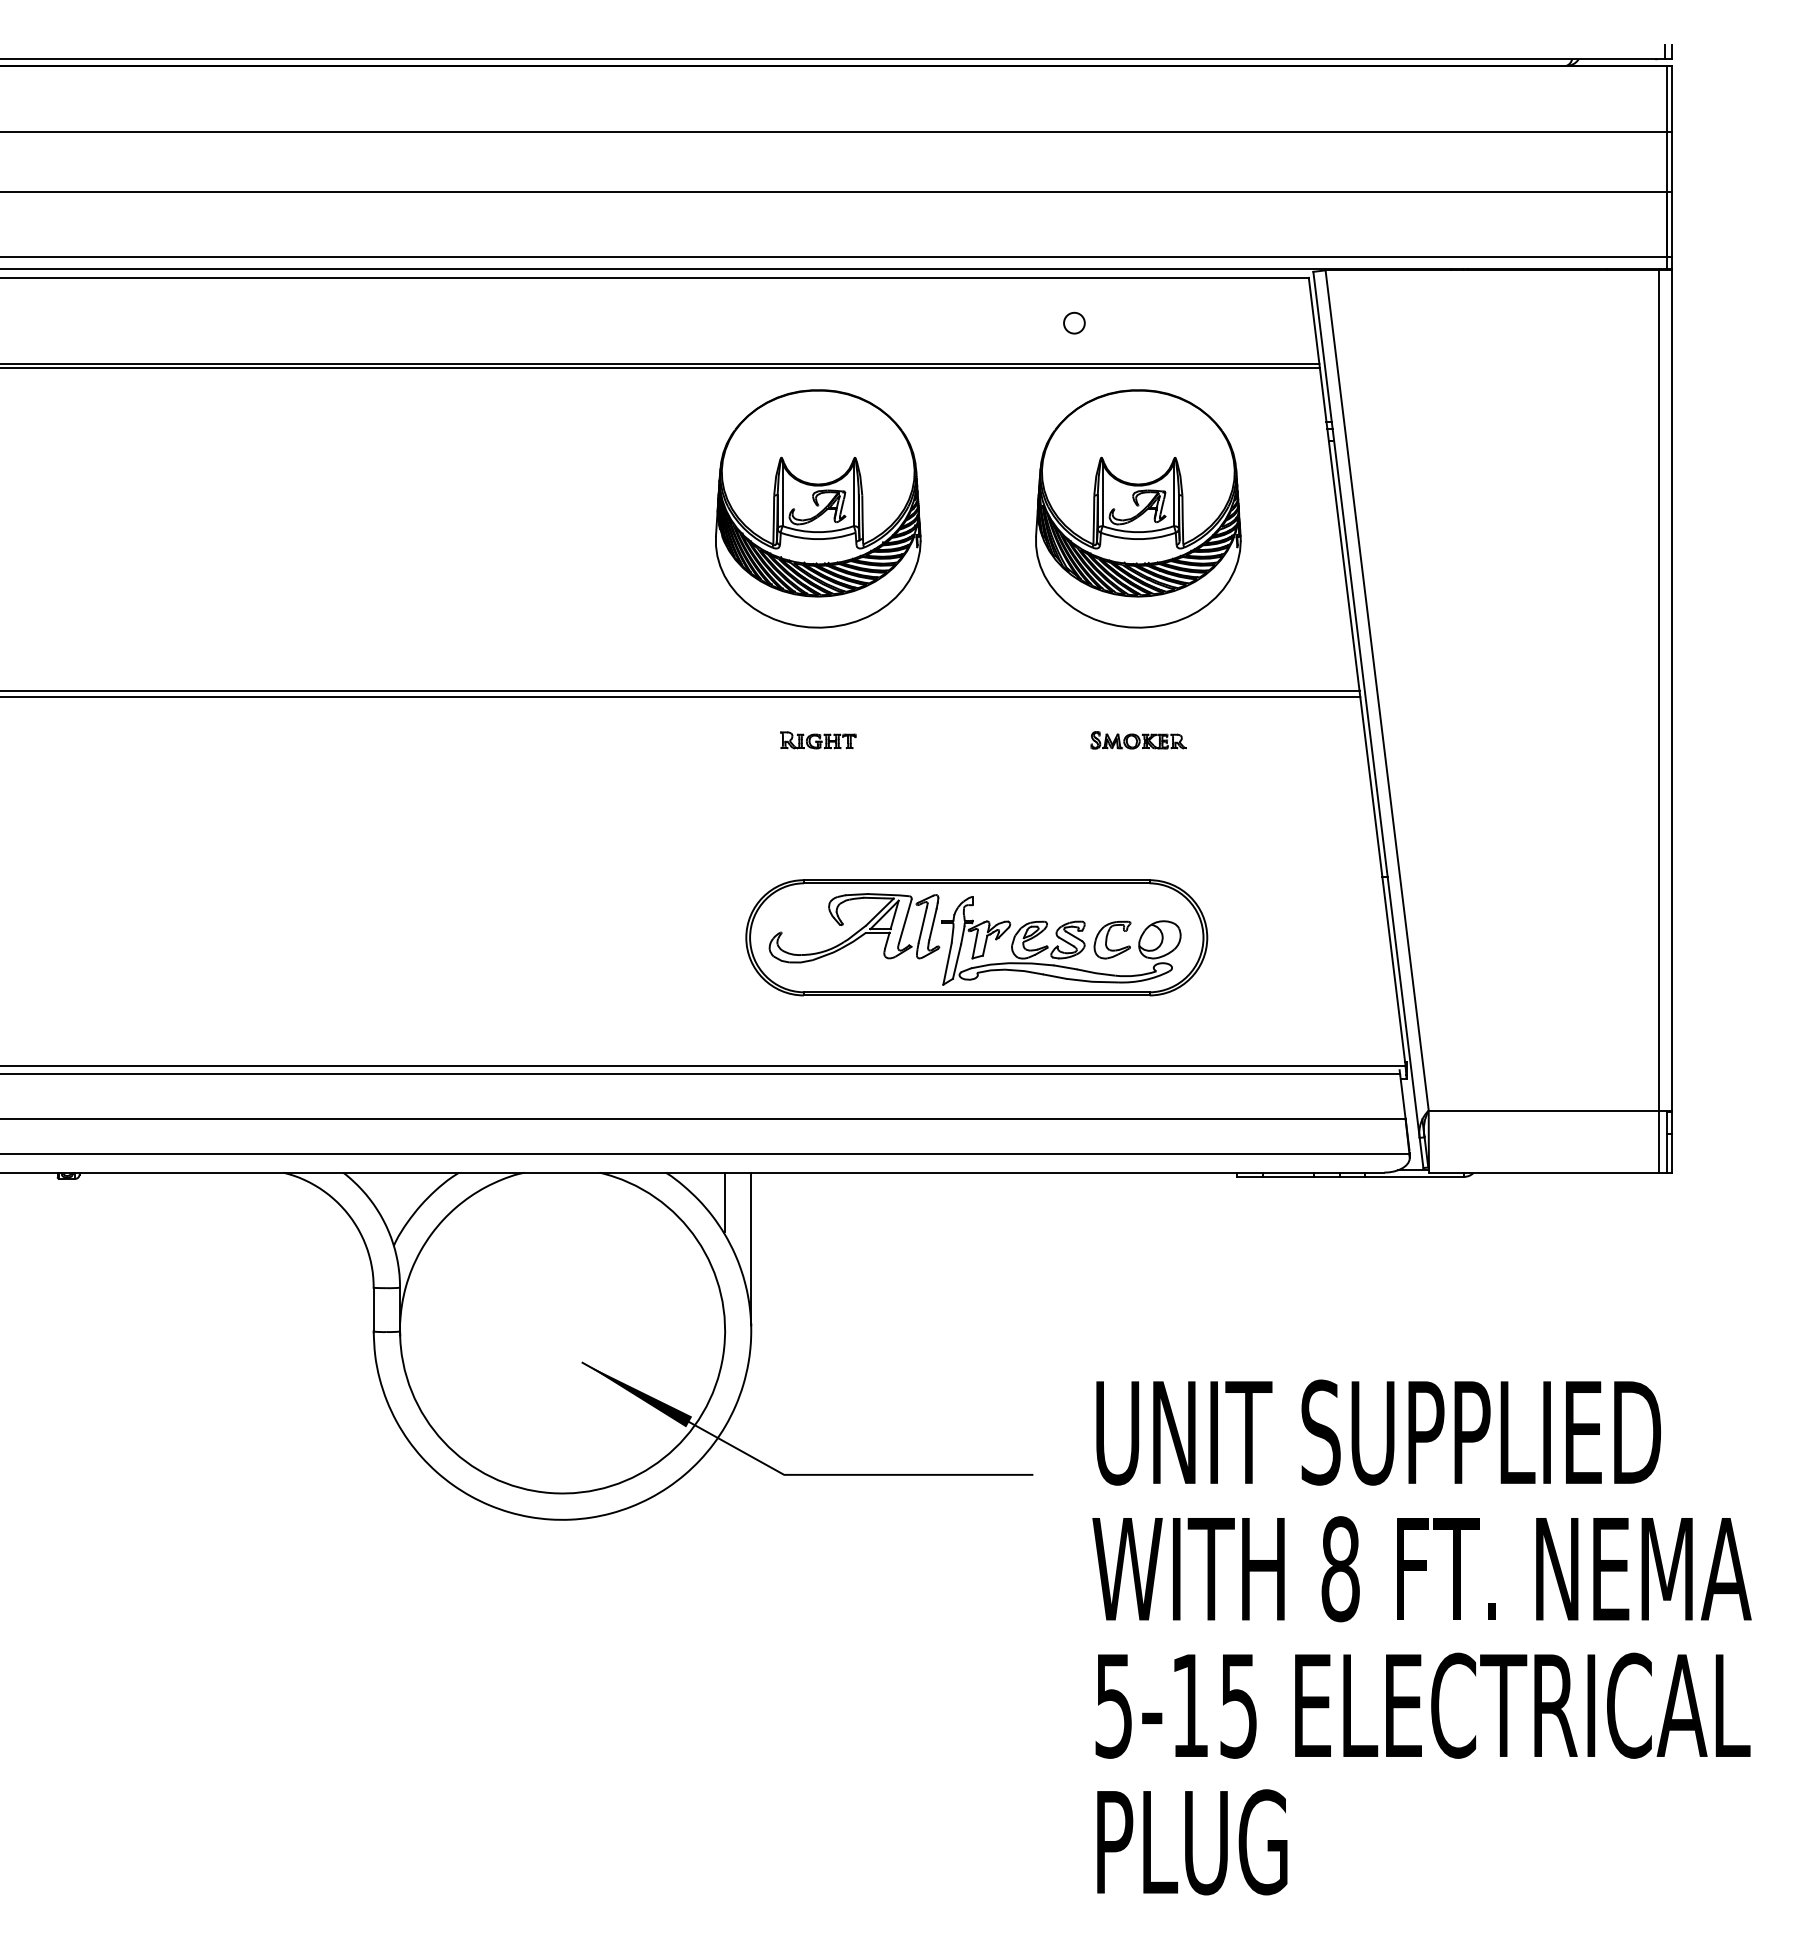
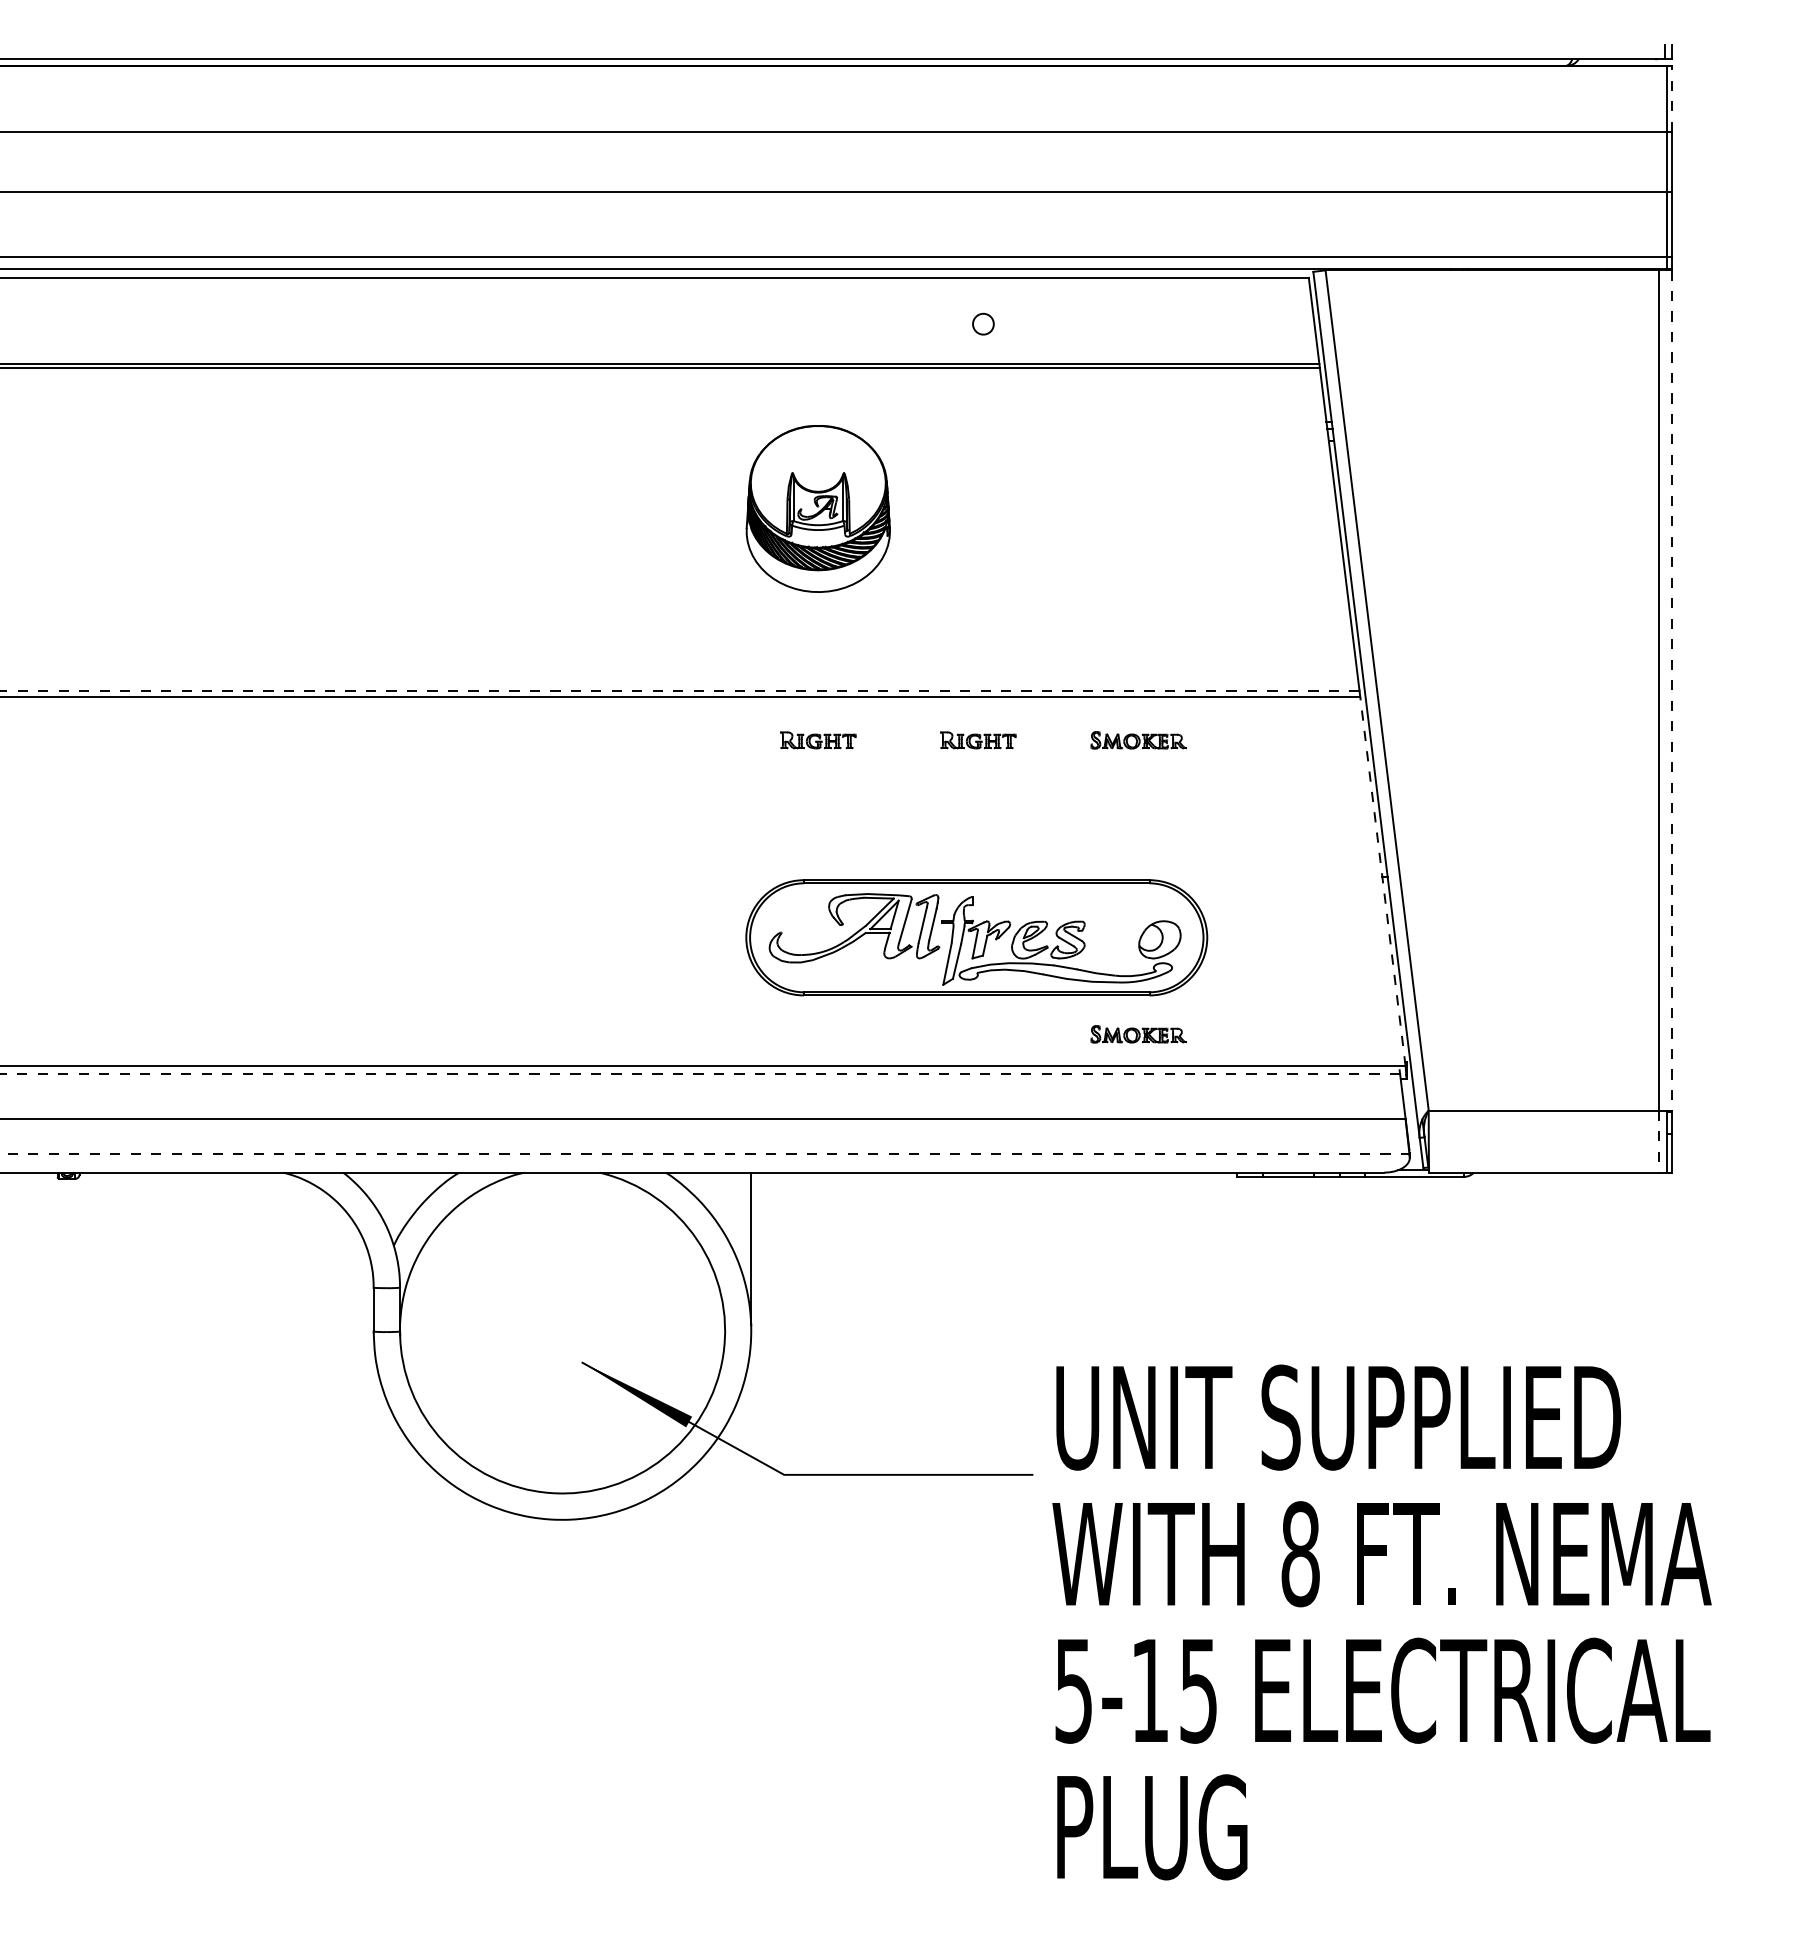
line: solid -> dashed (1671, 98)
circle position: (1074, 322) -> (983, 323) (983, 323)
part size: 207x240 px -> 146x168 px (817, 508)
part: present -> none (1138, 508)
line: solid -> dashed (679, 690)
line: solid -> dashed (1671, 690)
part: none -> present (978, 740)
line: solid -> dashed (1382, 881)
part: present -> none (1112, 939)
part: none -> present (1138, 1034)
line: solid -> dashed (700, 1074)
line: solid -> dashed (1659, 1142)
line: solid -> dashed (705, 1154)
line: present -> none (724, 1201)
text position: (1421, 1637) -> (1381, 1622) (1381, 1622)
